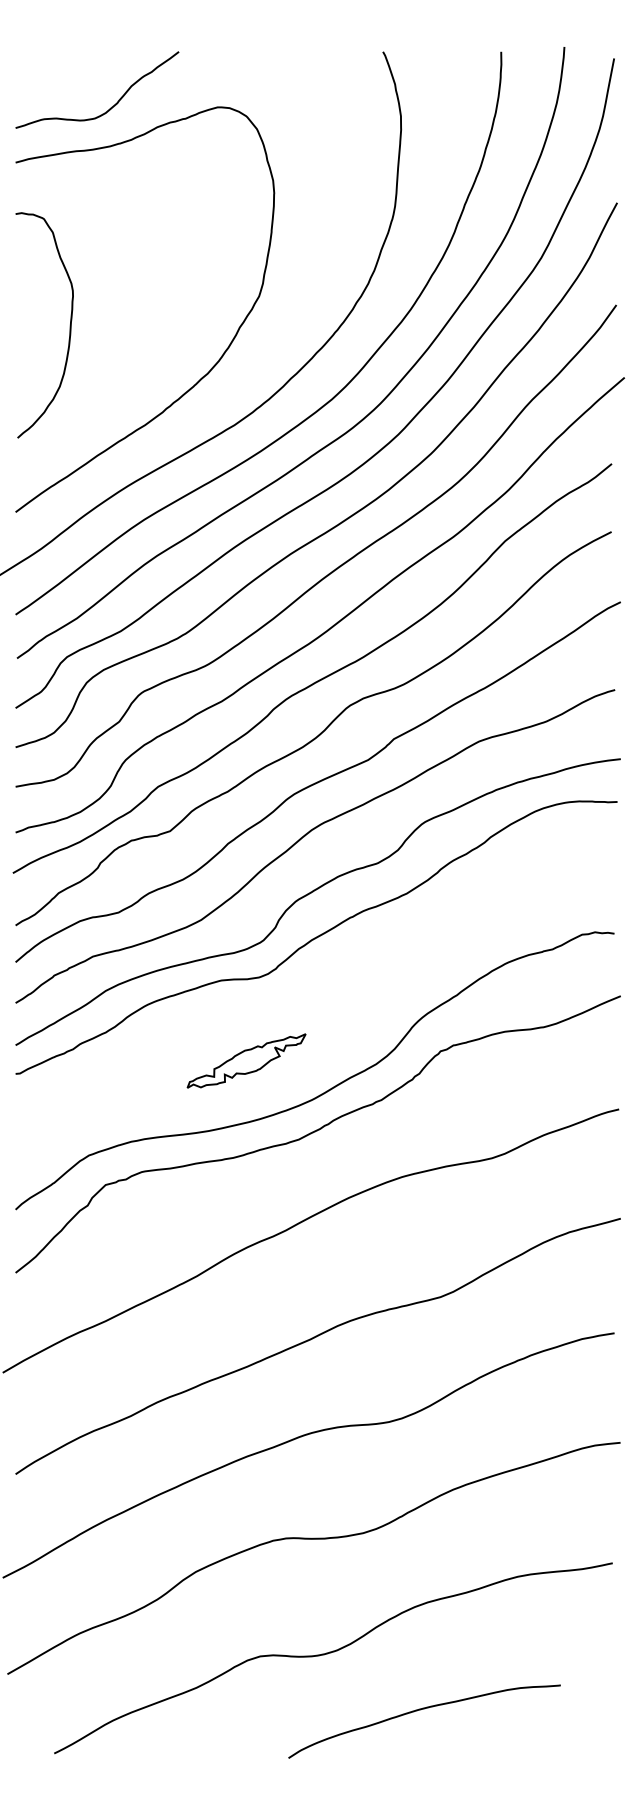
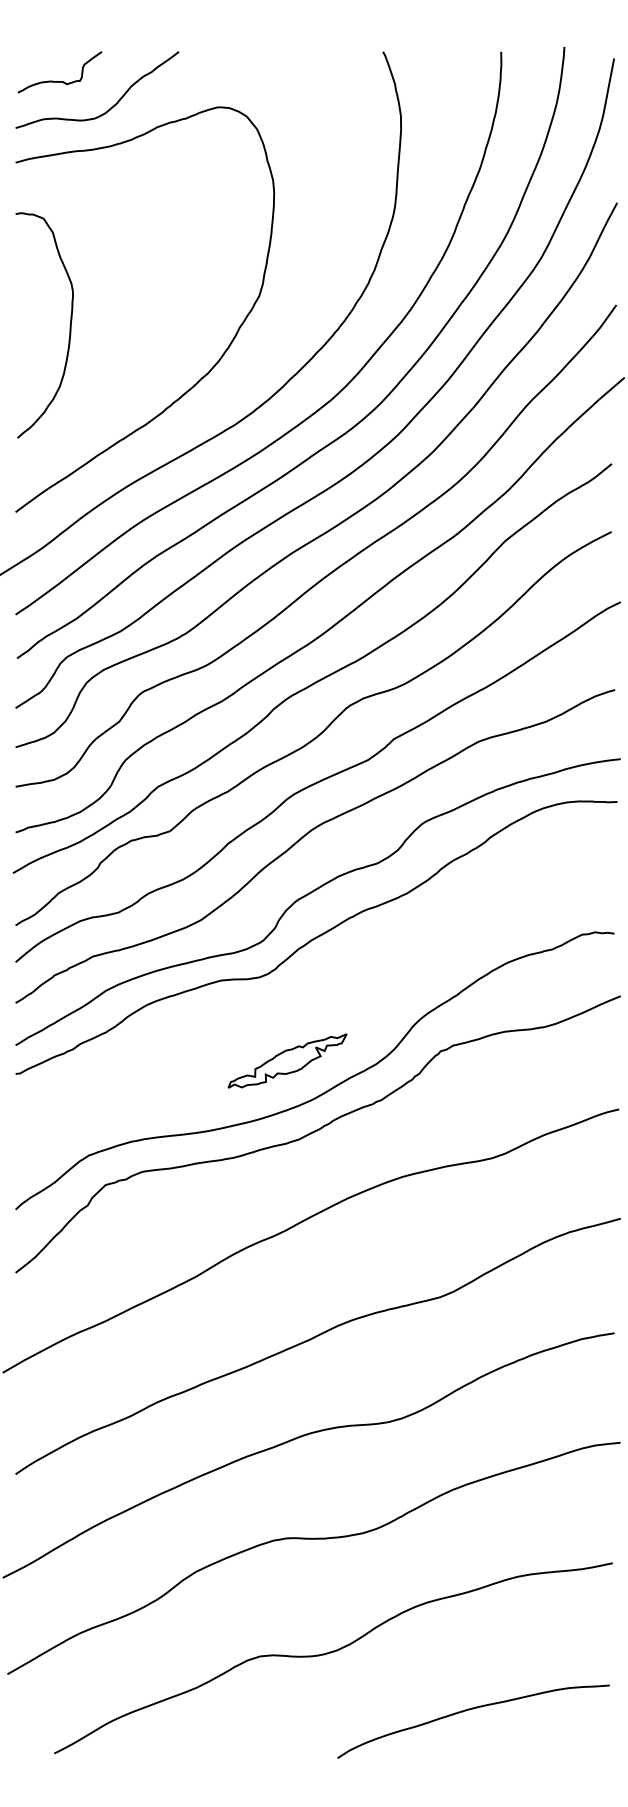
curve: none -> present (59, 81)
part position: (246, 1060) -> (287, 1060) (287, 1060)
curve position: (420, 1710) -> (469, 1710) (469, 1710)
